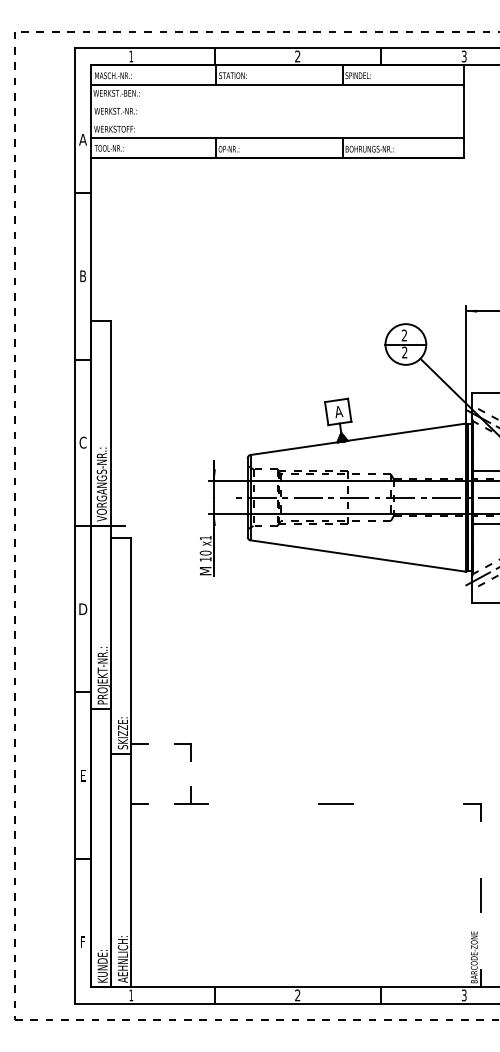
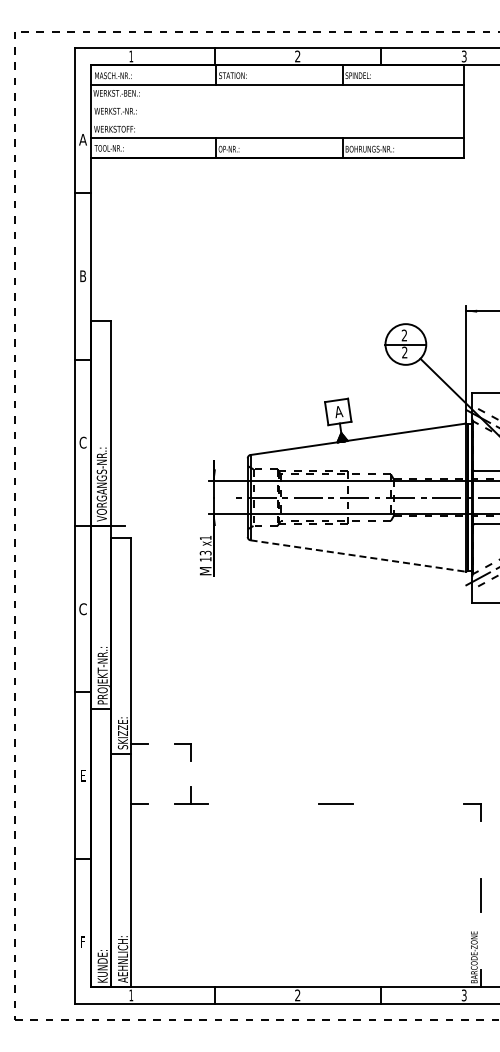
text: 10 -> 13 (205, 552)
line: solid -> dashed (358, 556)
text: D -> C (83, 609)
